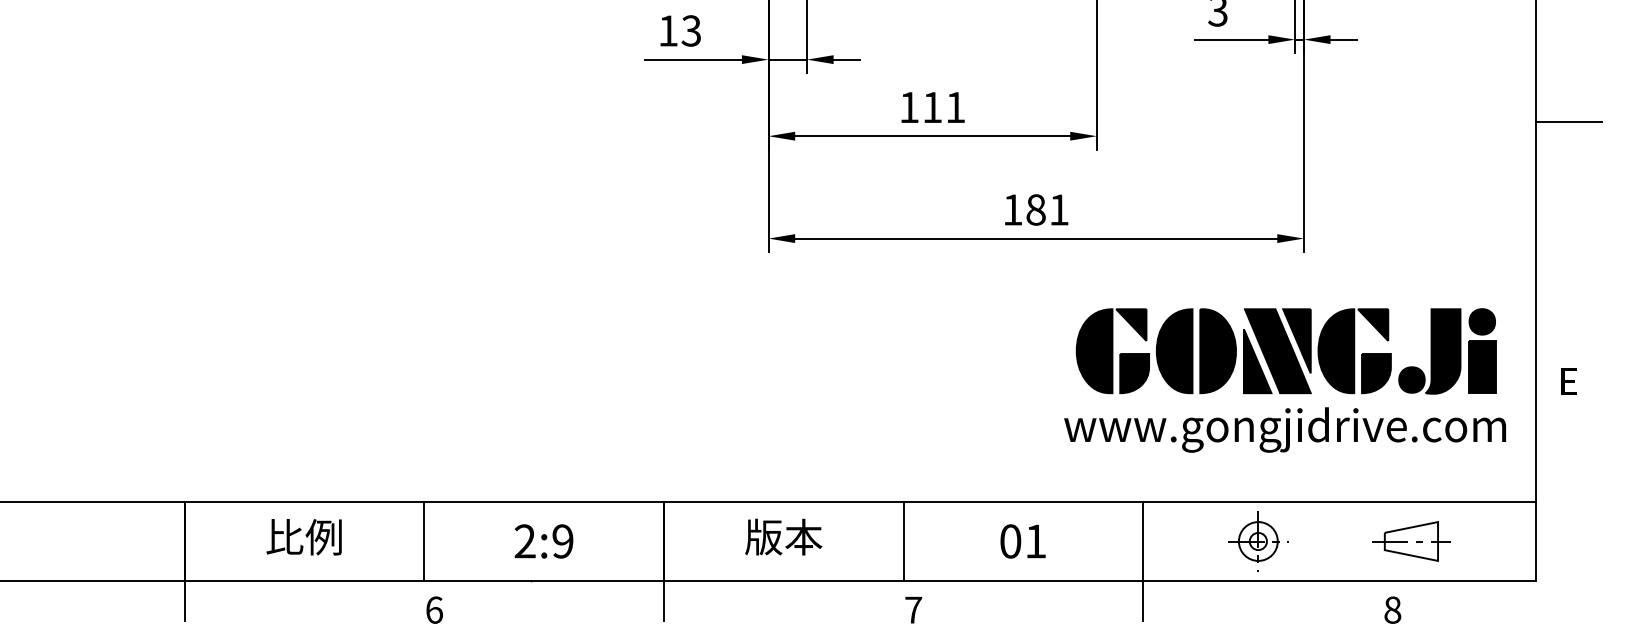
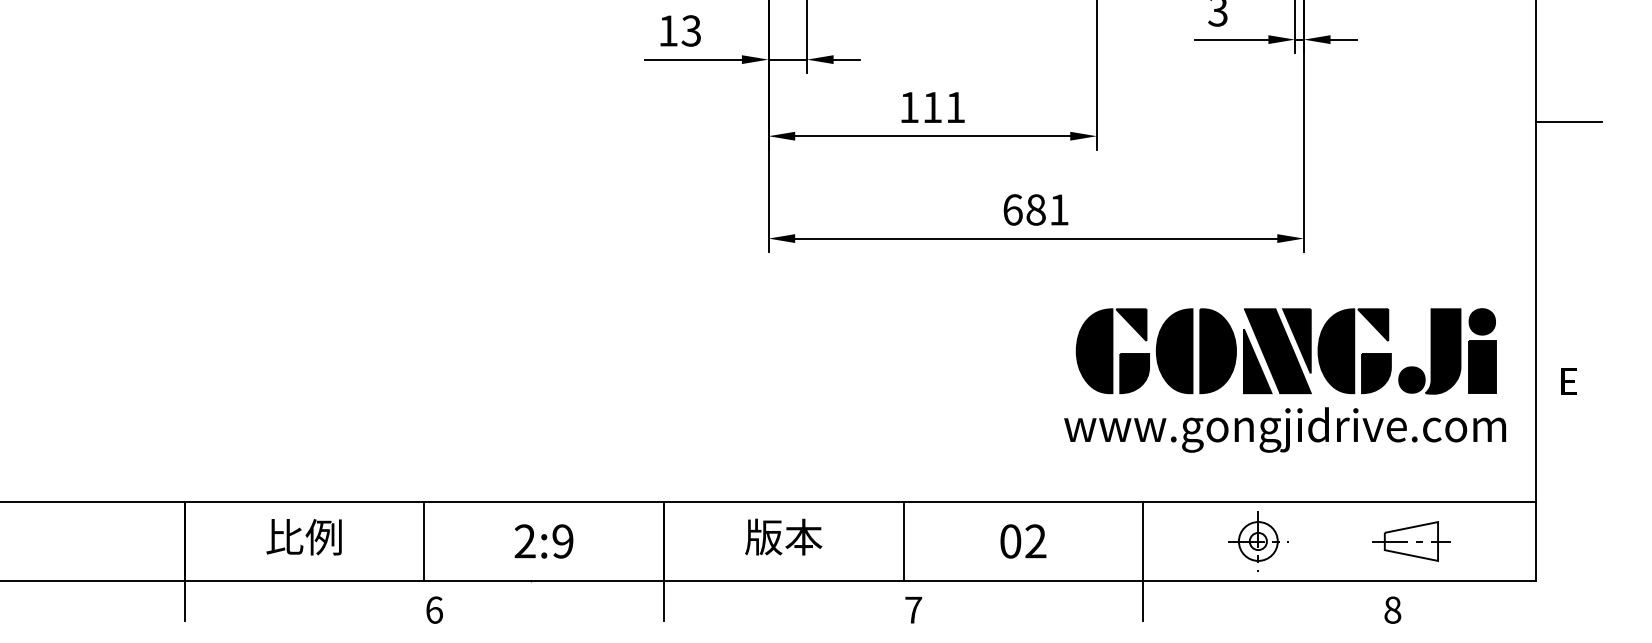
text: 181 -> 681 (1012, 209)
text: 01 -> 02 (1035, 541)
